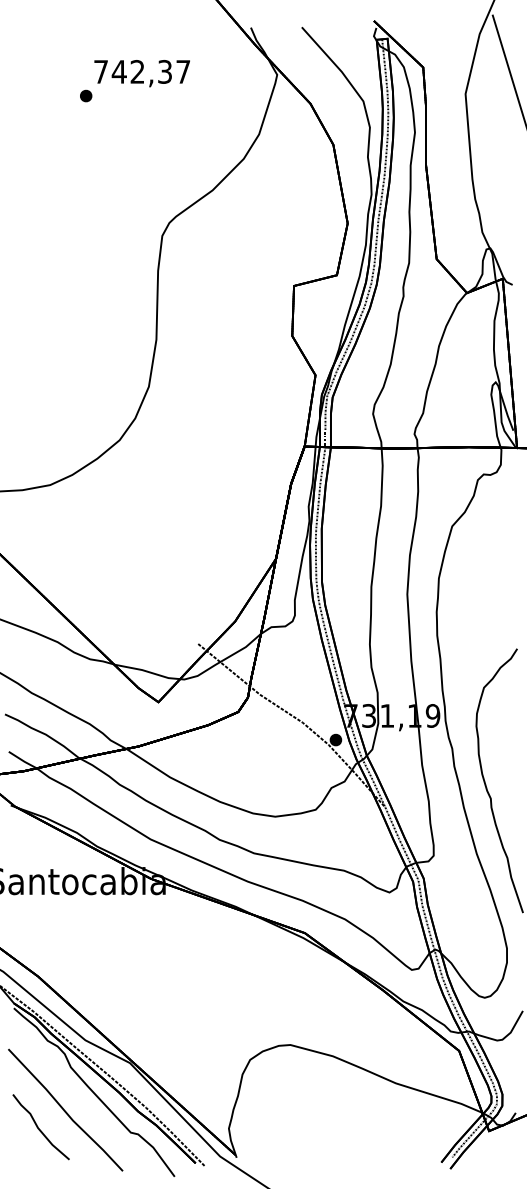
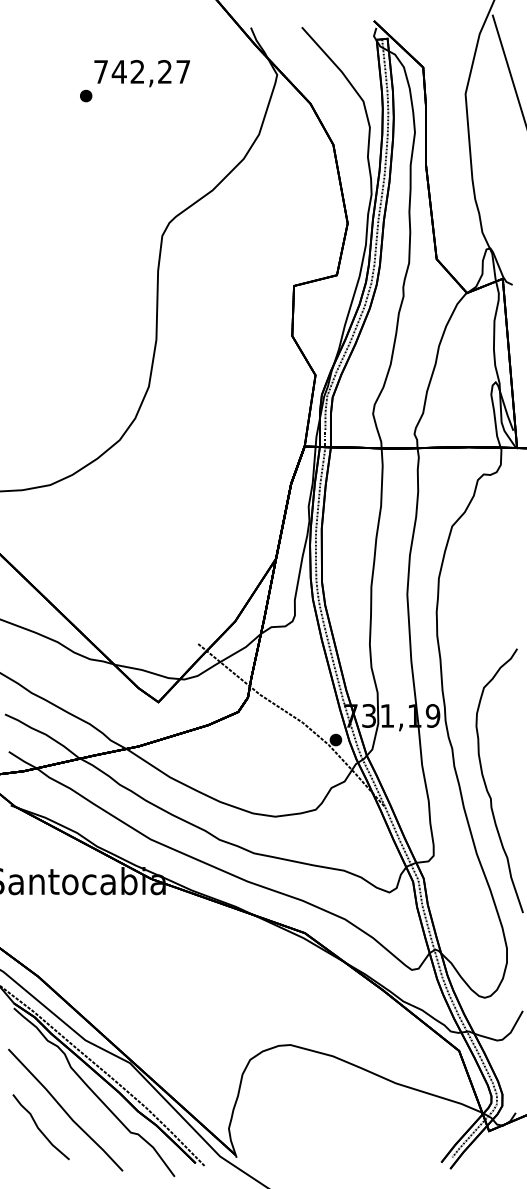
text: 742,37 -> 742,27 (164, 71)
